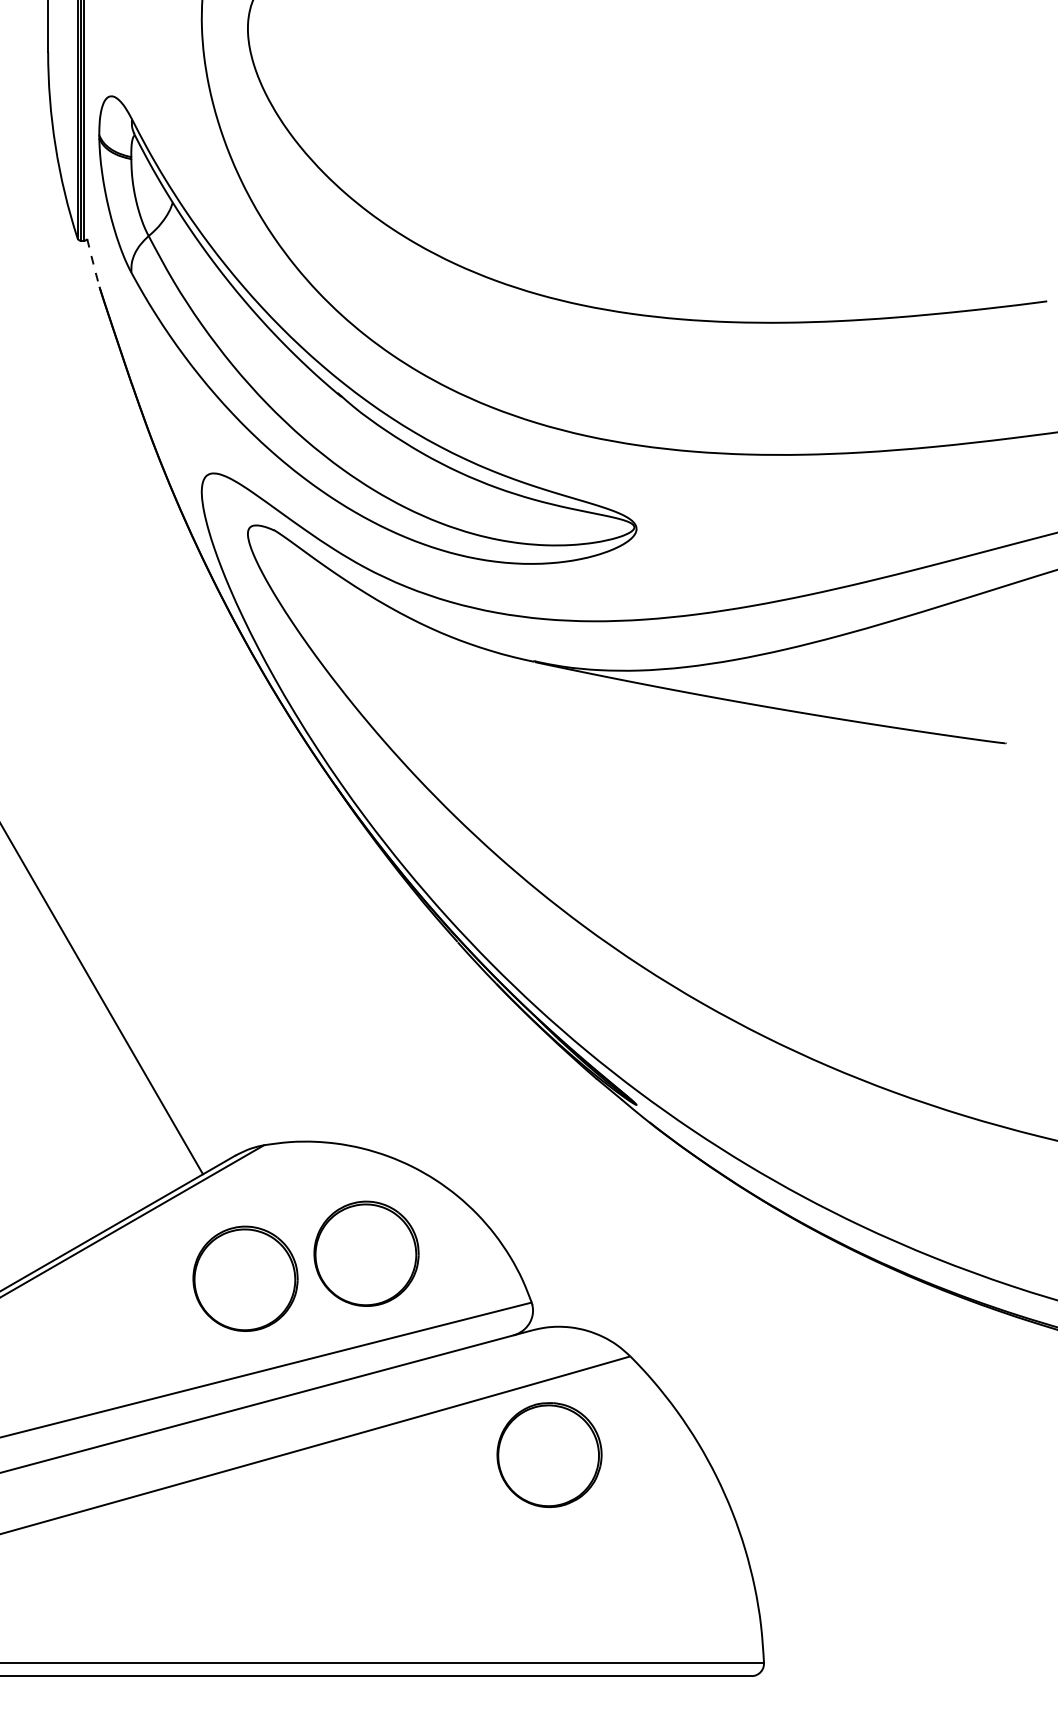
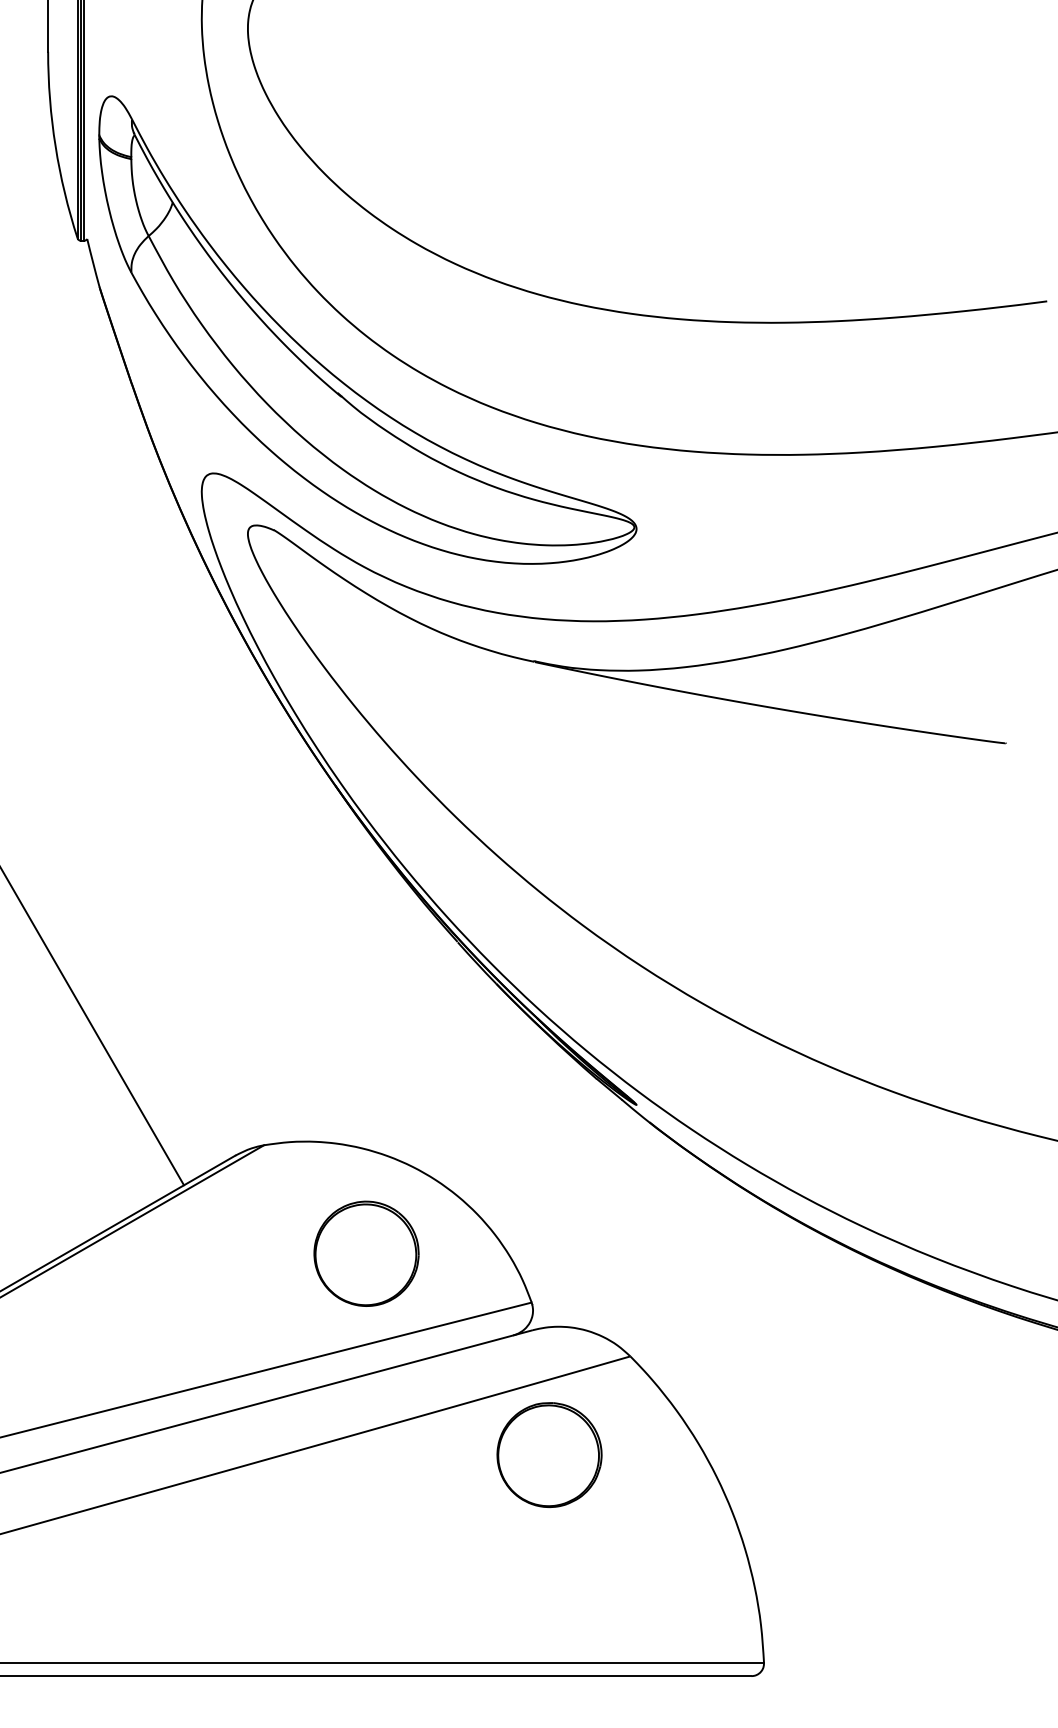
arc: dashed -> solid (93, 263)
line position: (102, 1000) -> (93, 1027) (93, 1027)
part: present -> none (245, 1278)
